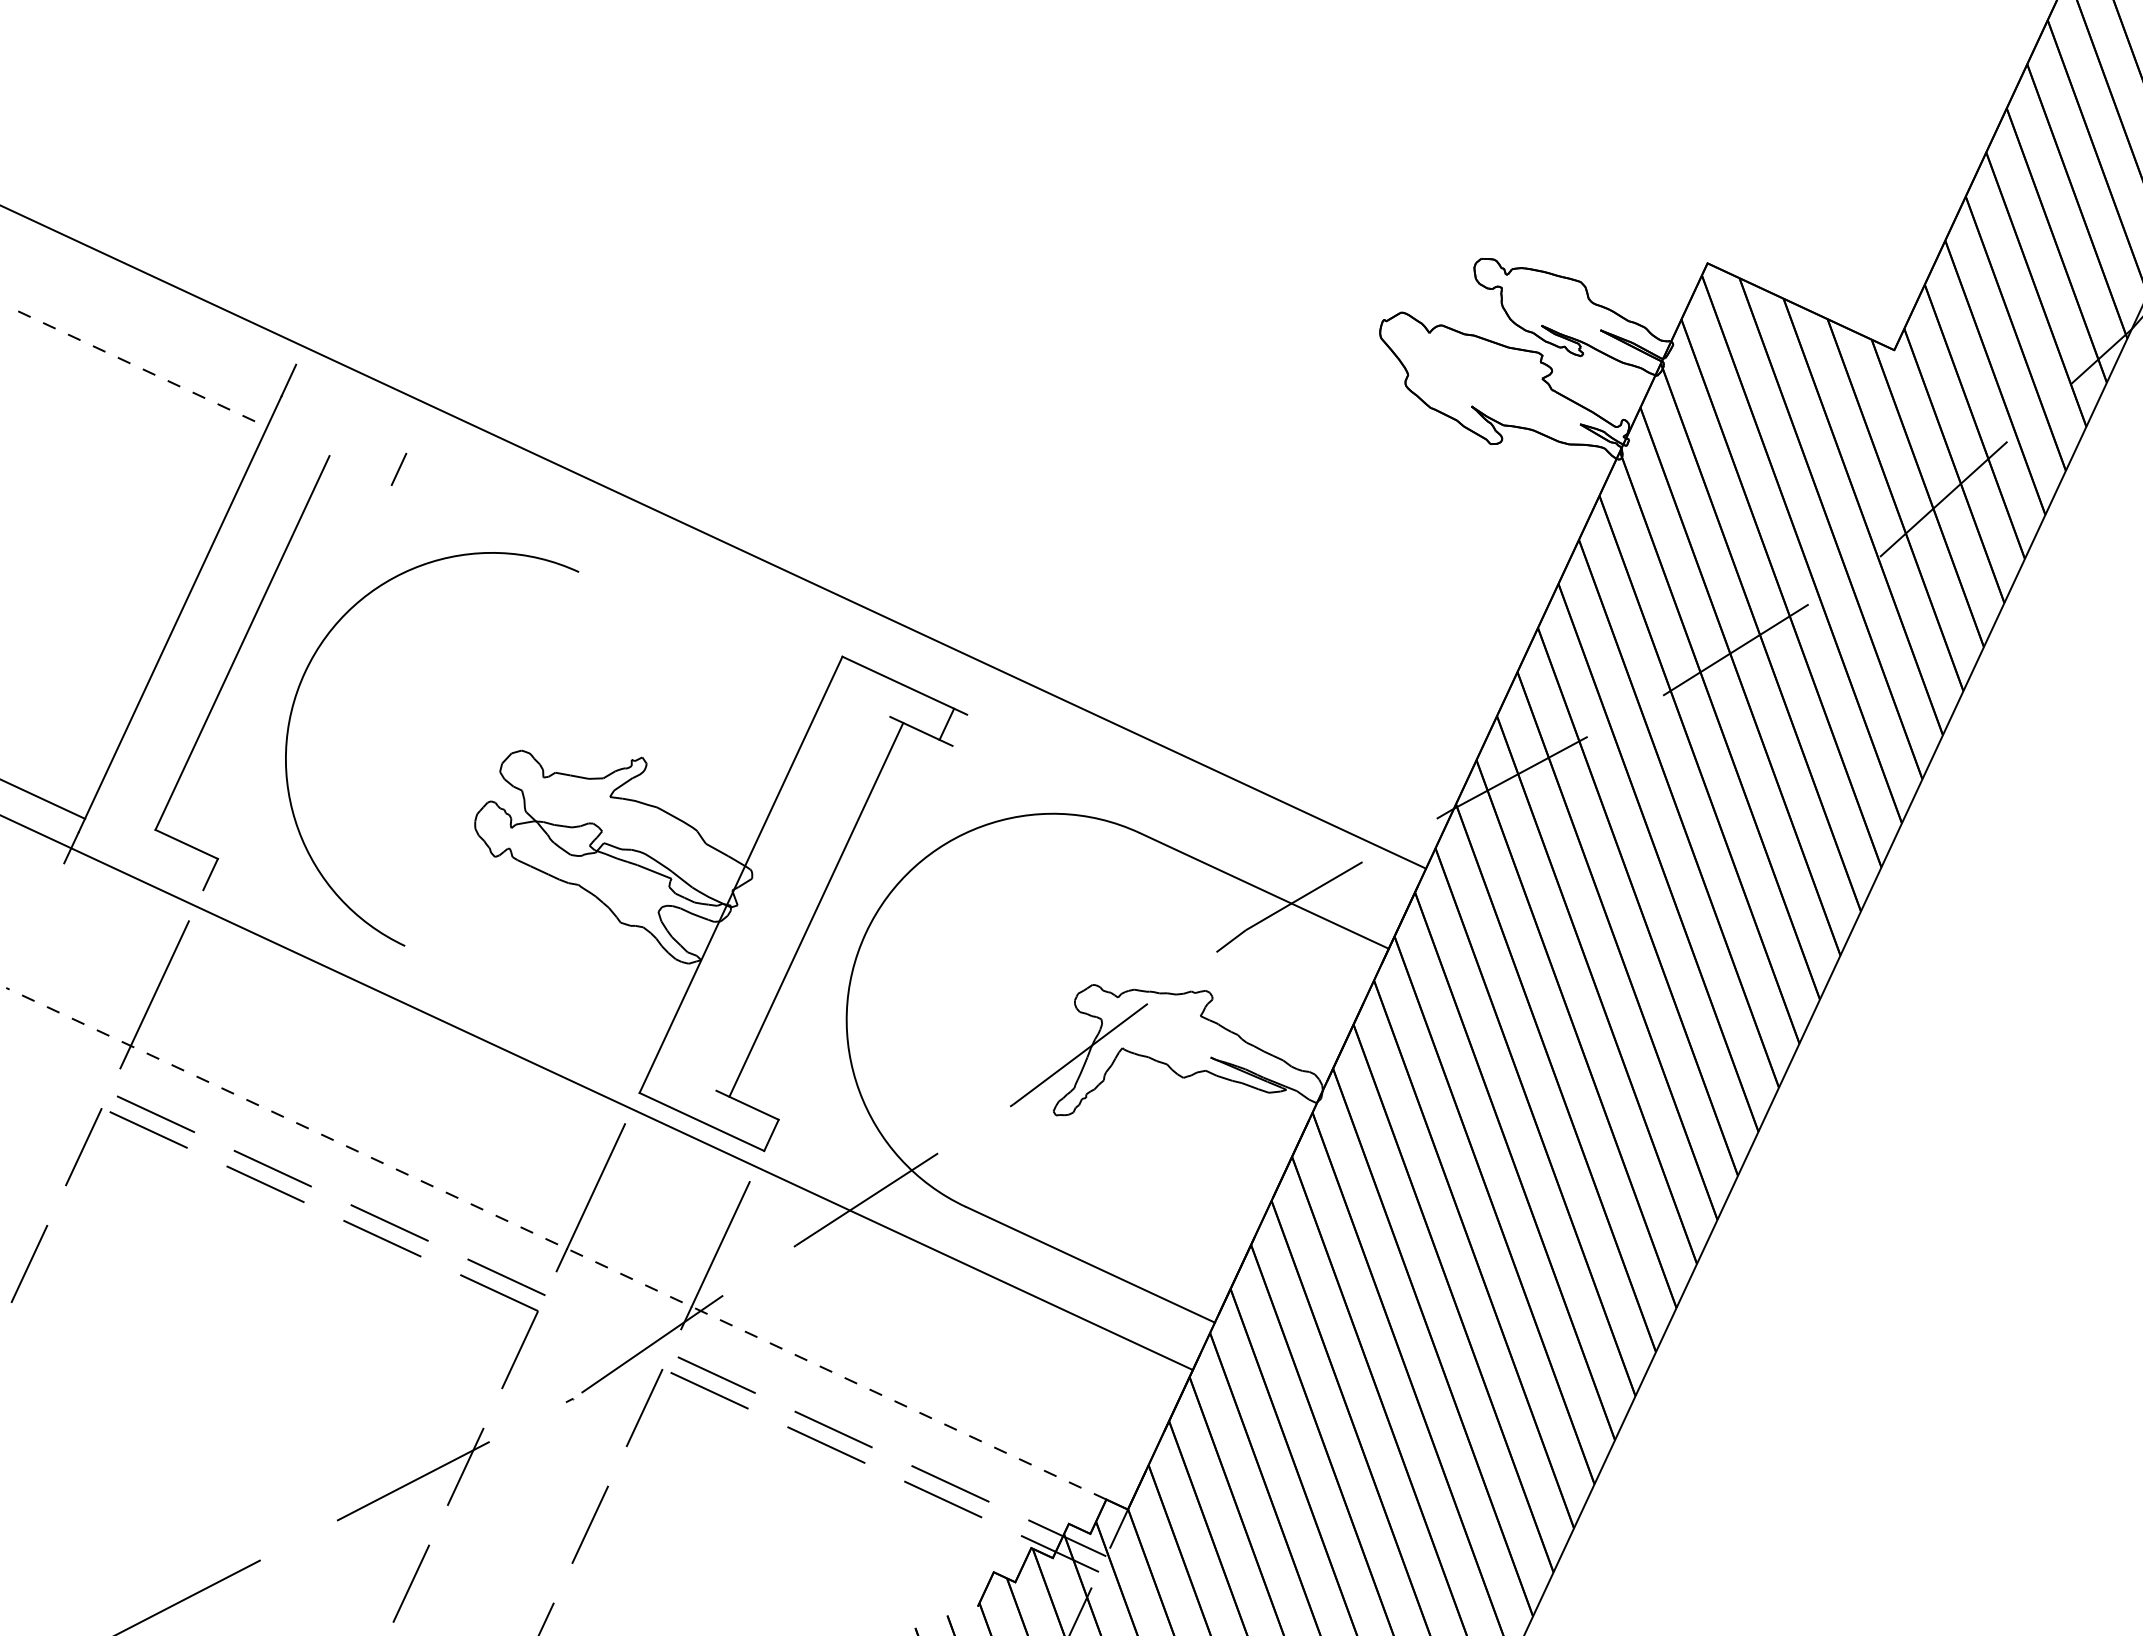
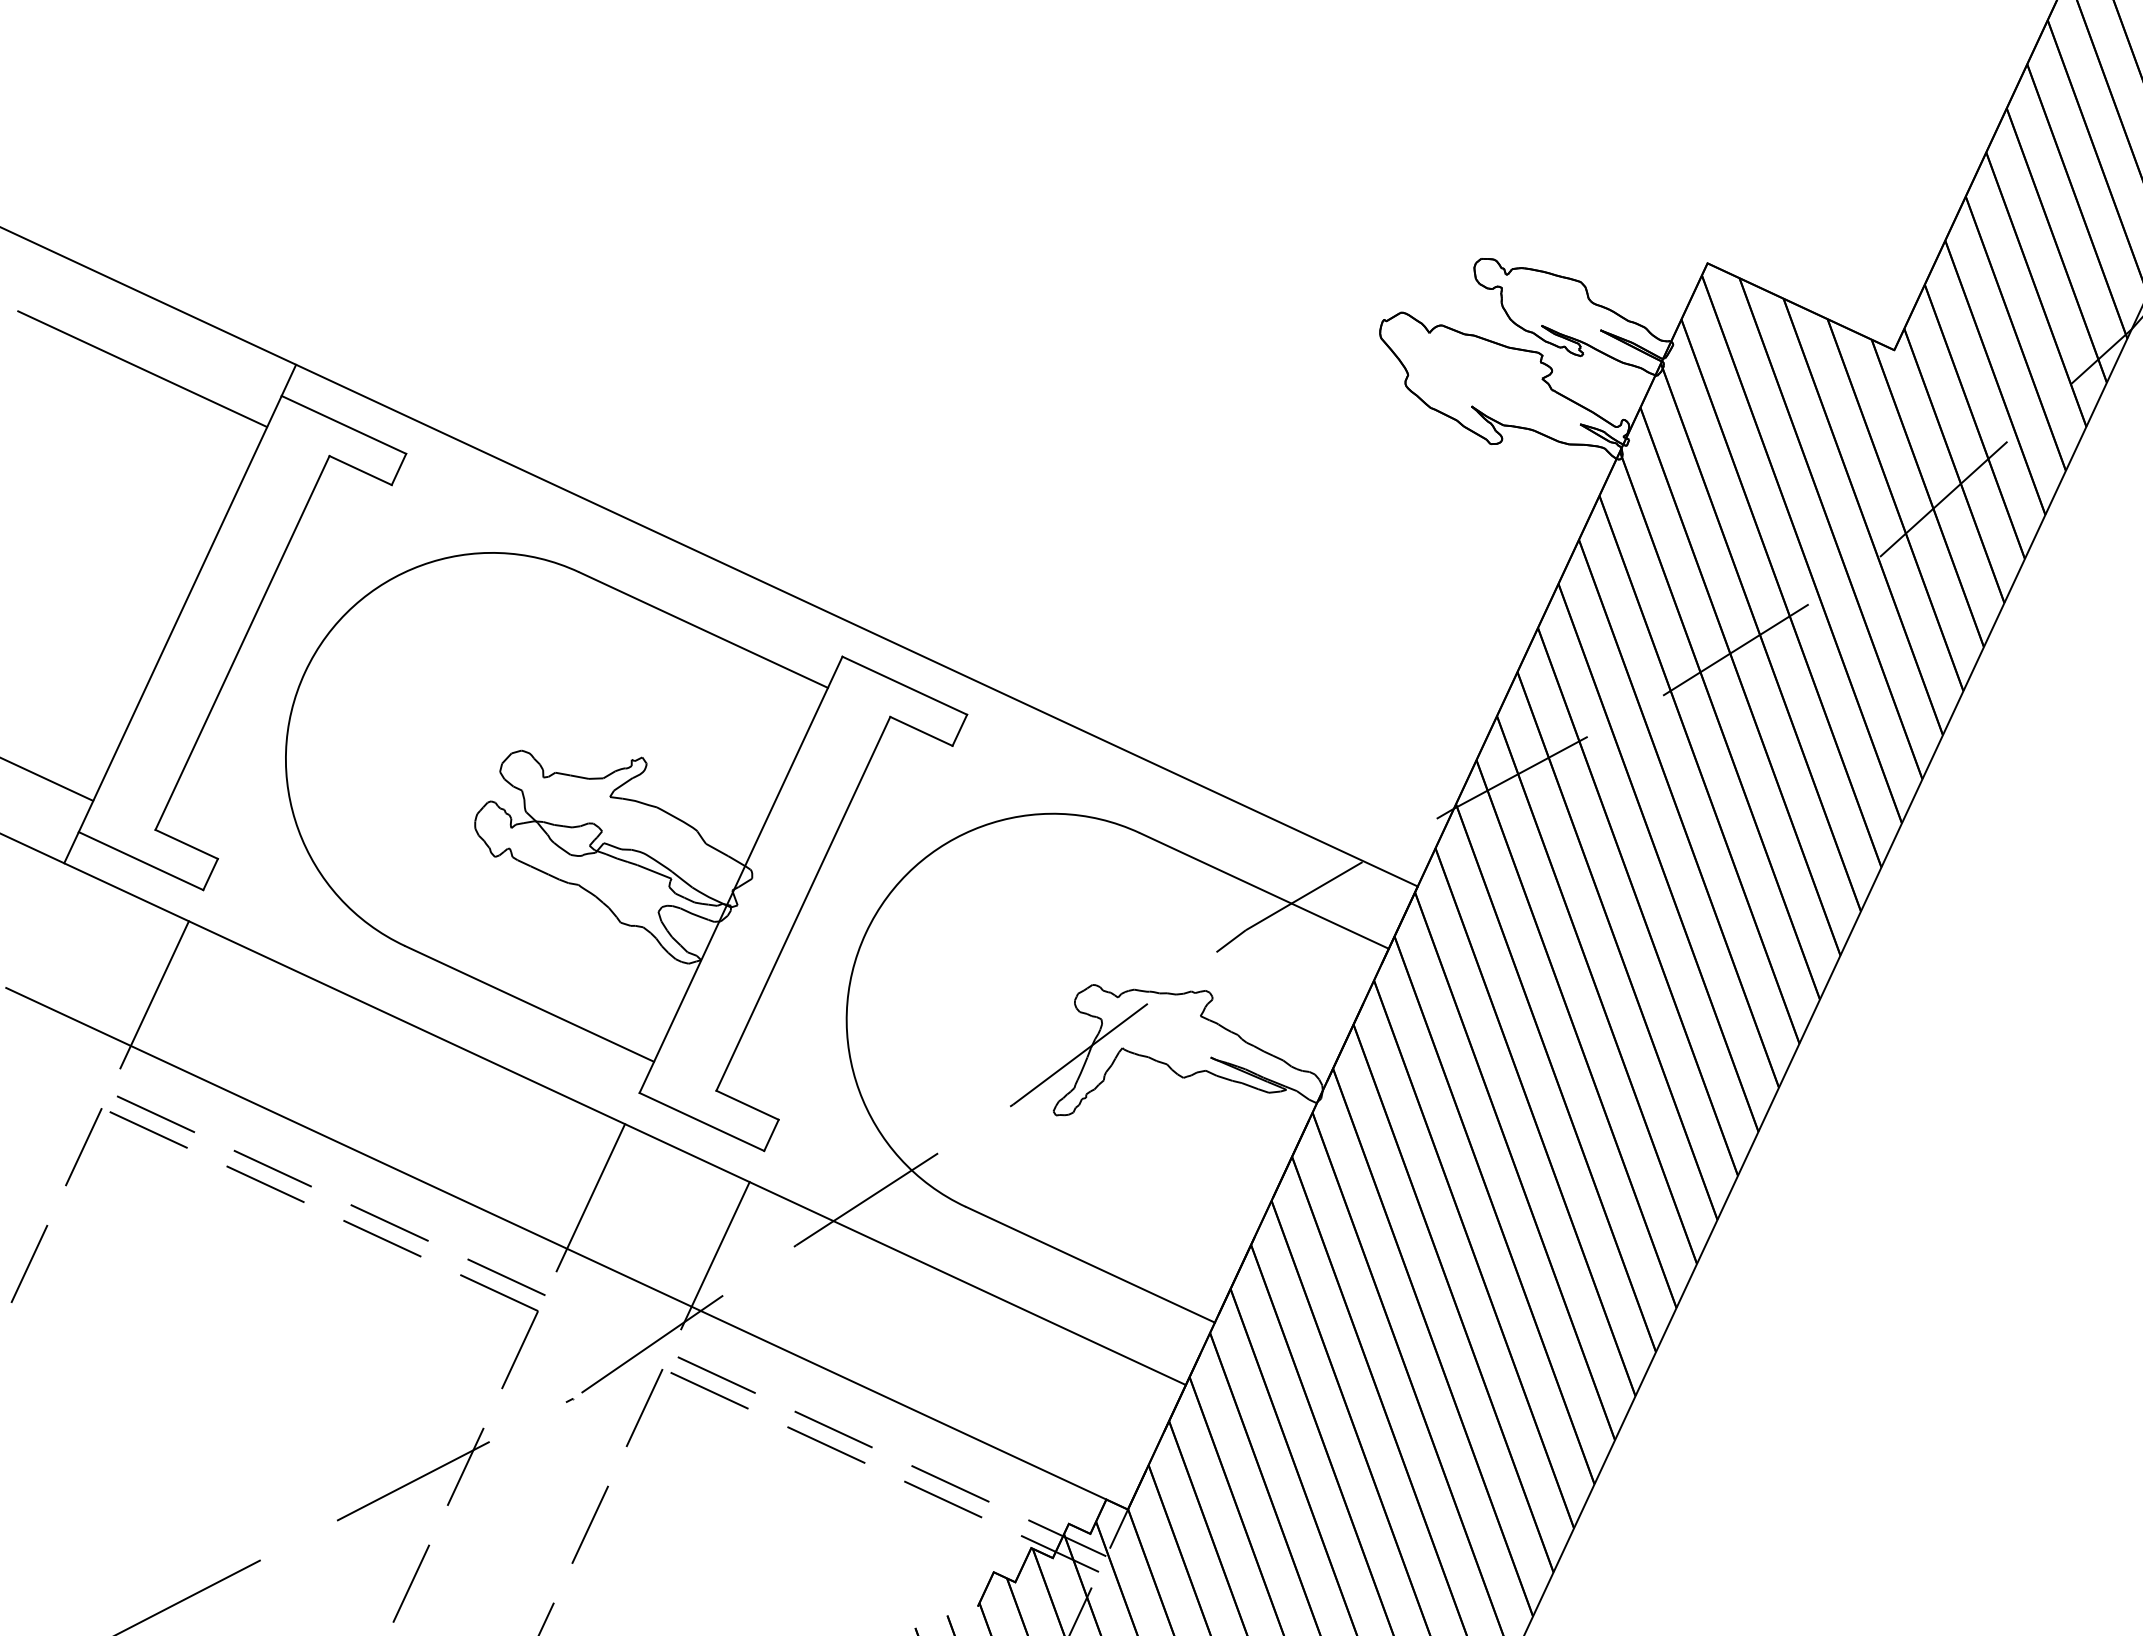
line: dashed -> solid (143, 369)
line: none -> present (343, 424)
line: none -> present (360, 470)
line position: (713, 537) -> (709, 556) (709, 556)
line: none -> present (703, 629)
line position: (946, 723) -> (959, 729) (959, 729)
line position: (43, 799) -> (47, 779) (47, 779)
line: none -> present (140, 861)
line position: (816, 909) -> (803, 903) (803, 903)
line: none -> present (529, 1003)
line position: (597, 1093) -> (593, 1109) (593, 1109)
line: dashed -> solid (556, 1243)
